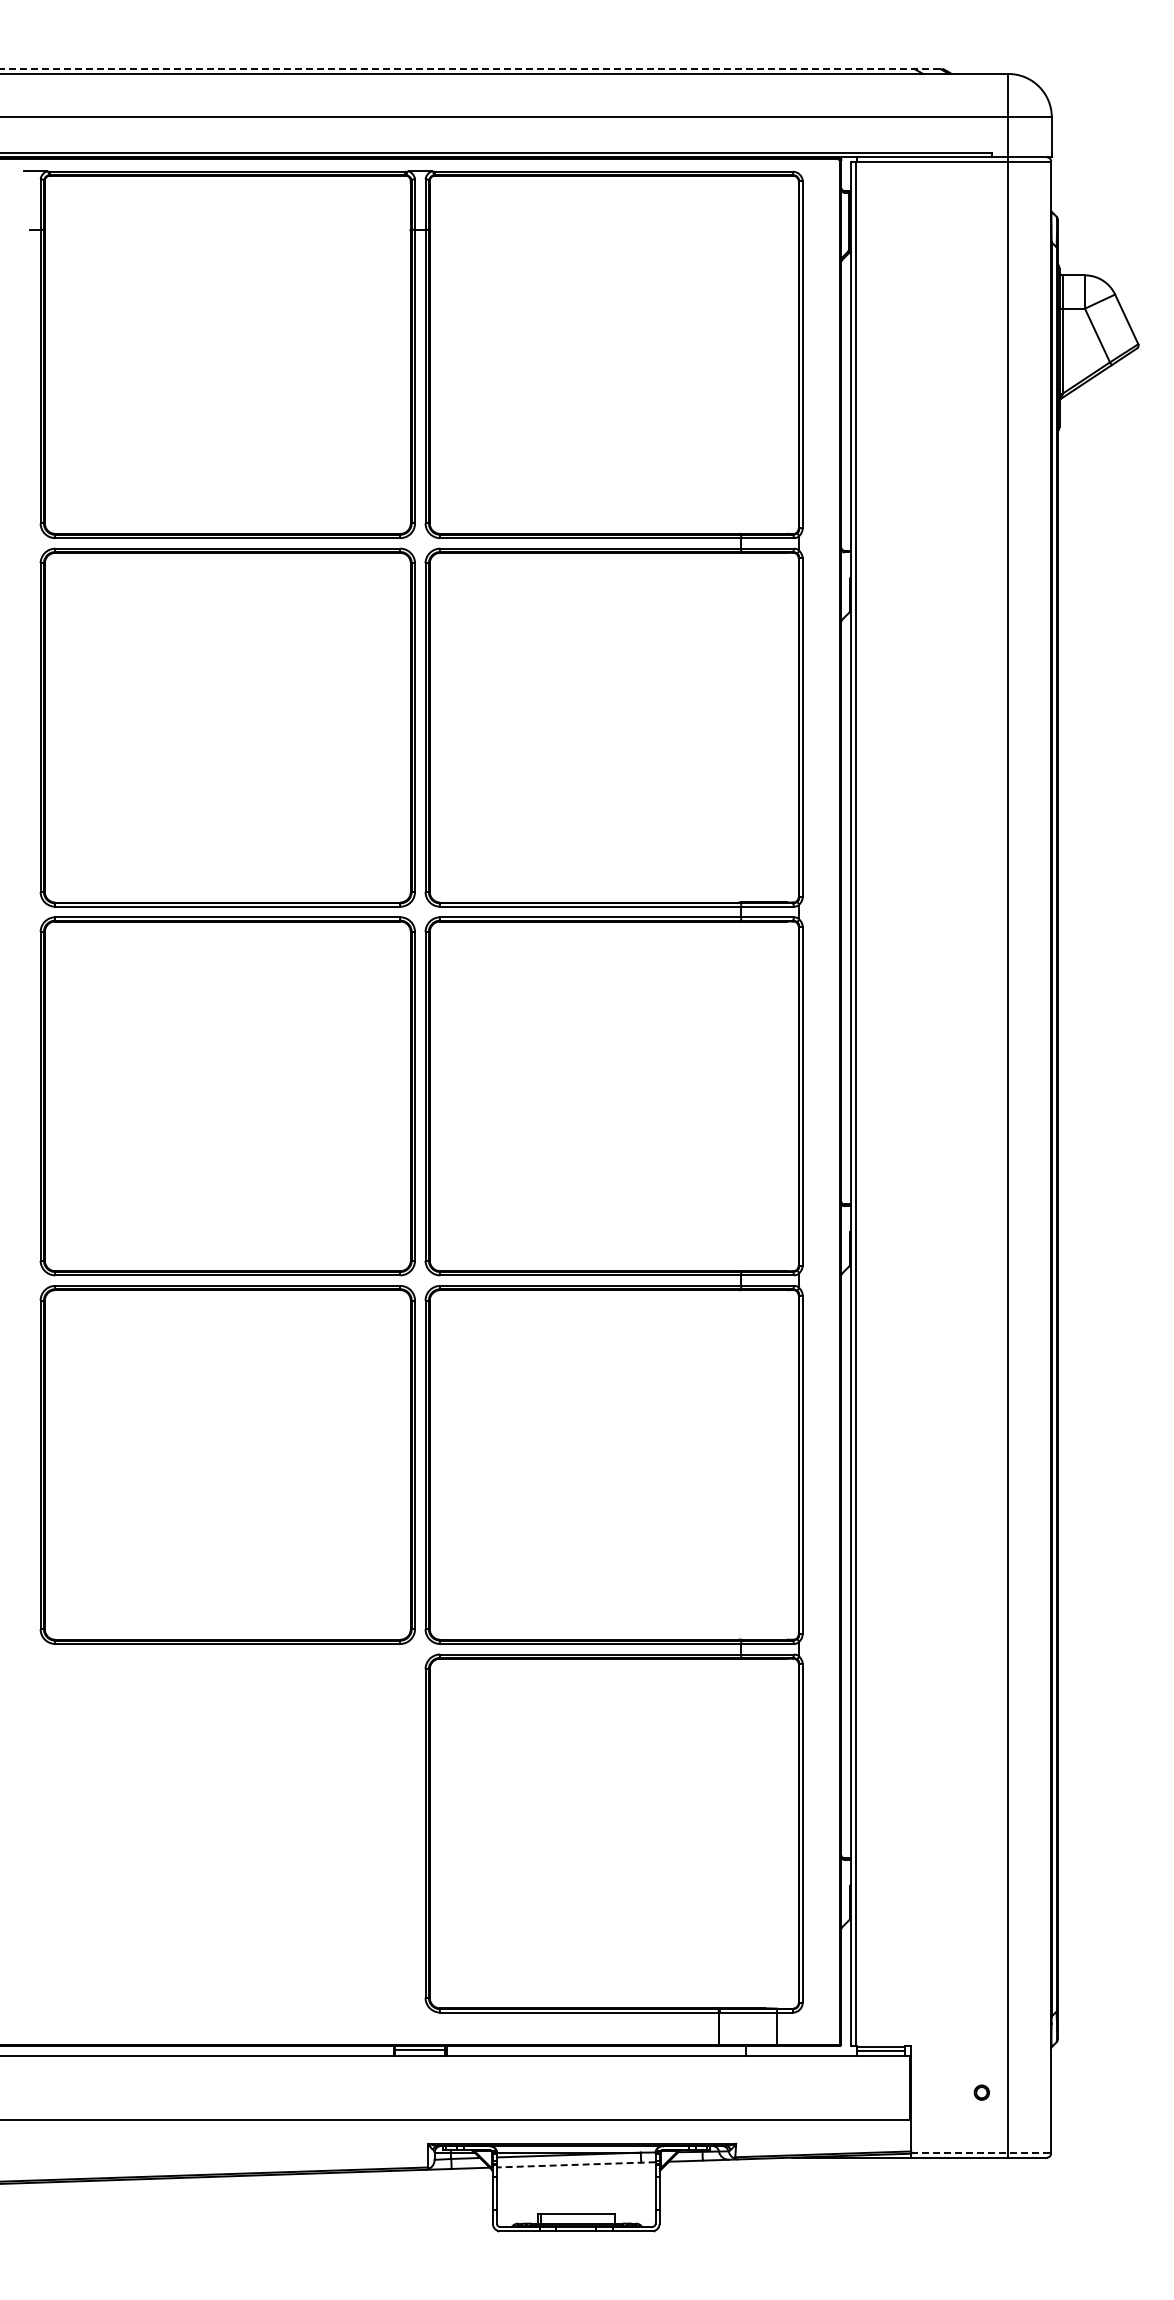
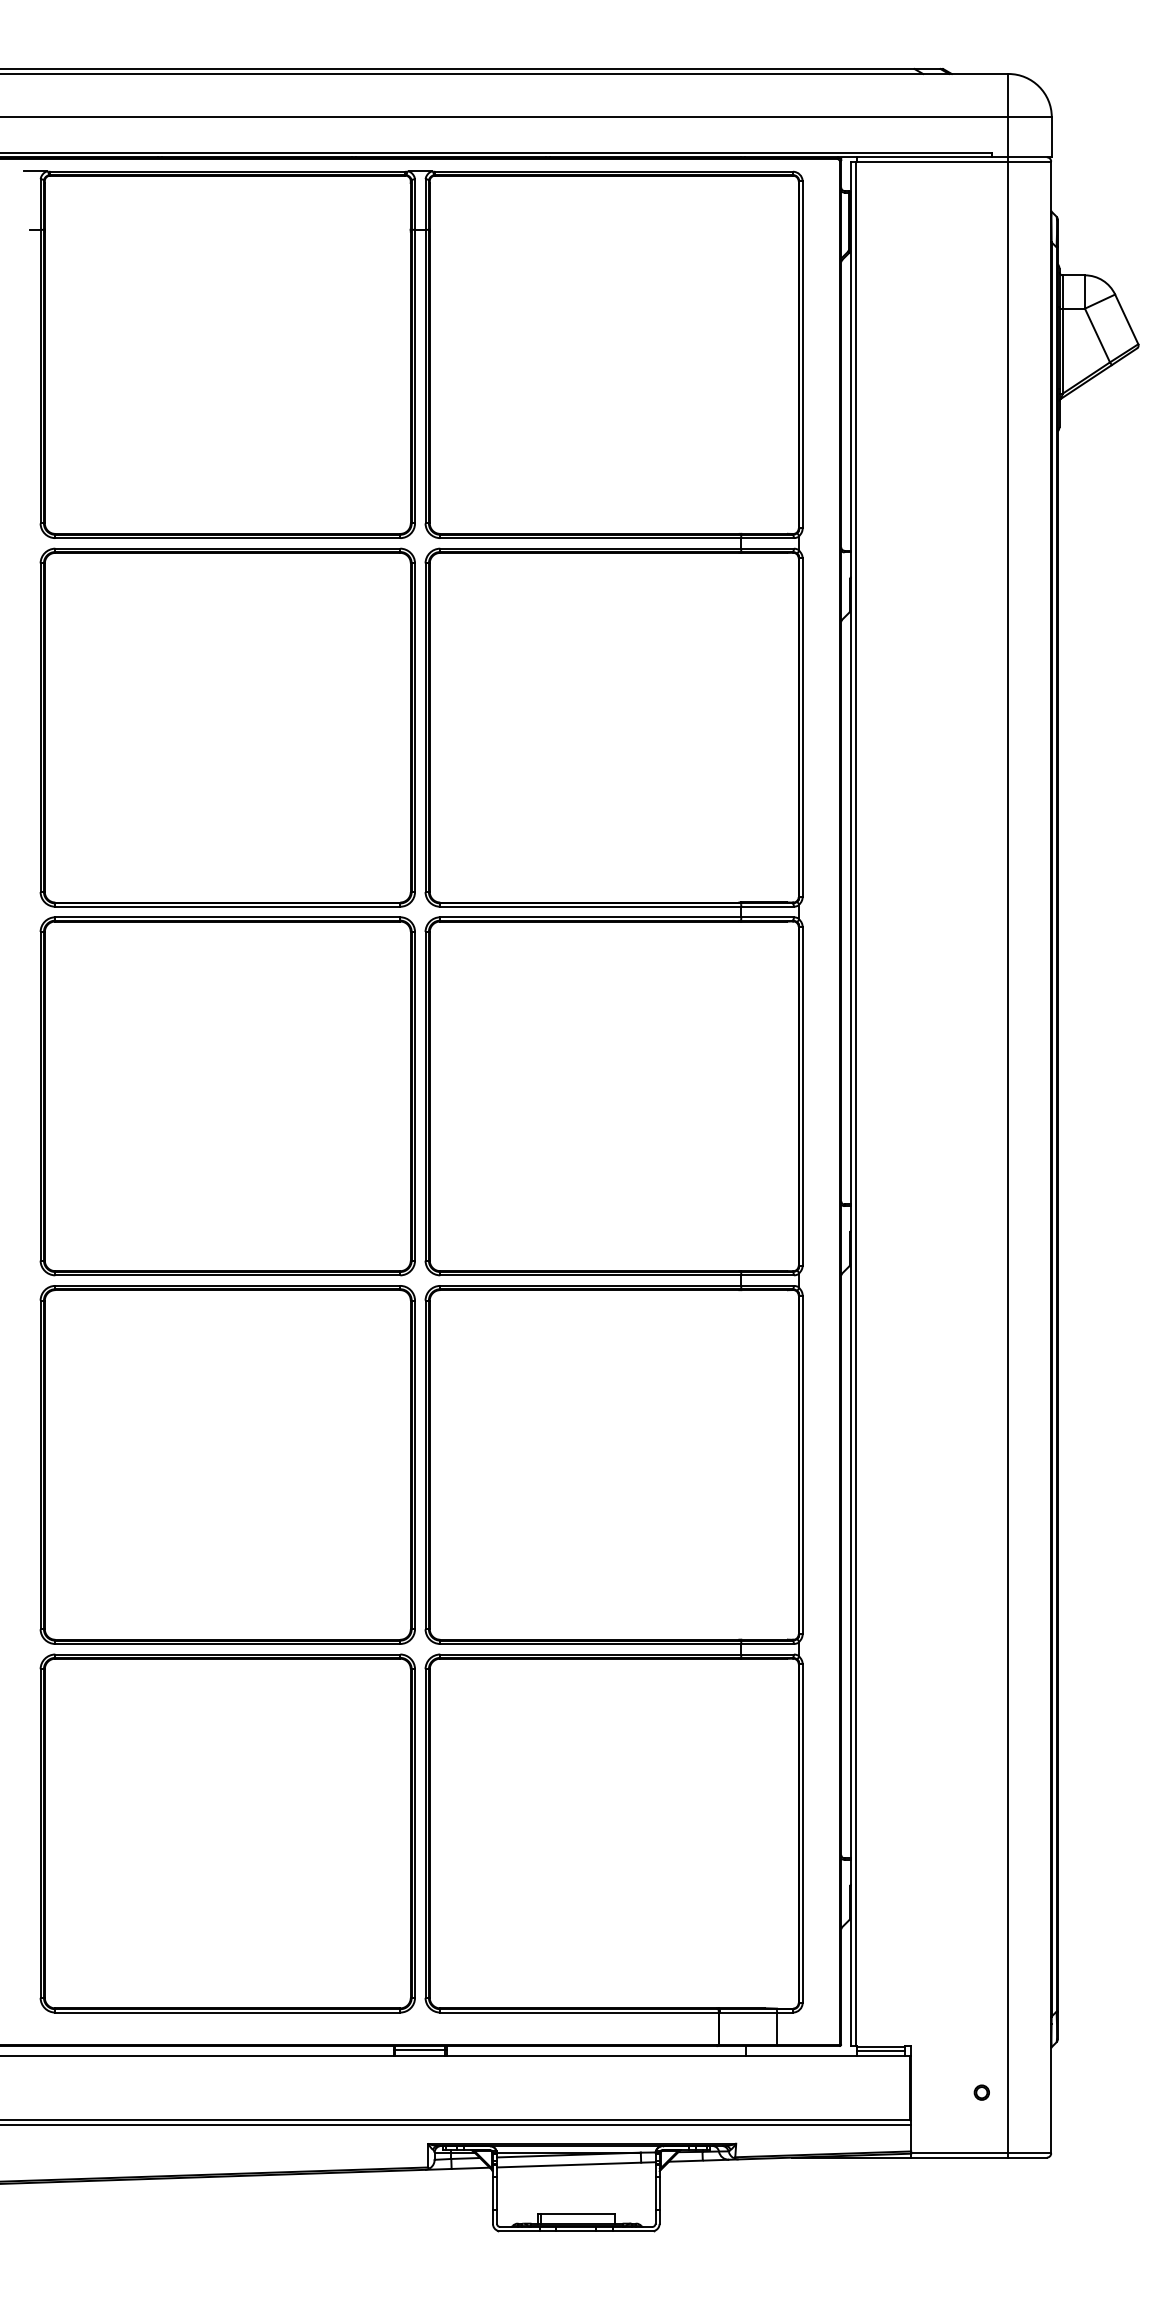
line: dashed -> solid (472, 68)
part: none -> present (227, 1833)
line: none -> present (456, 2124)
line: dashed -> solid (981, 2153)
line: dashed -> solid (575, 2164)
